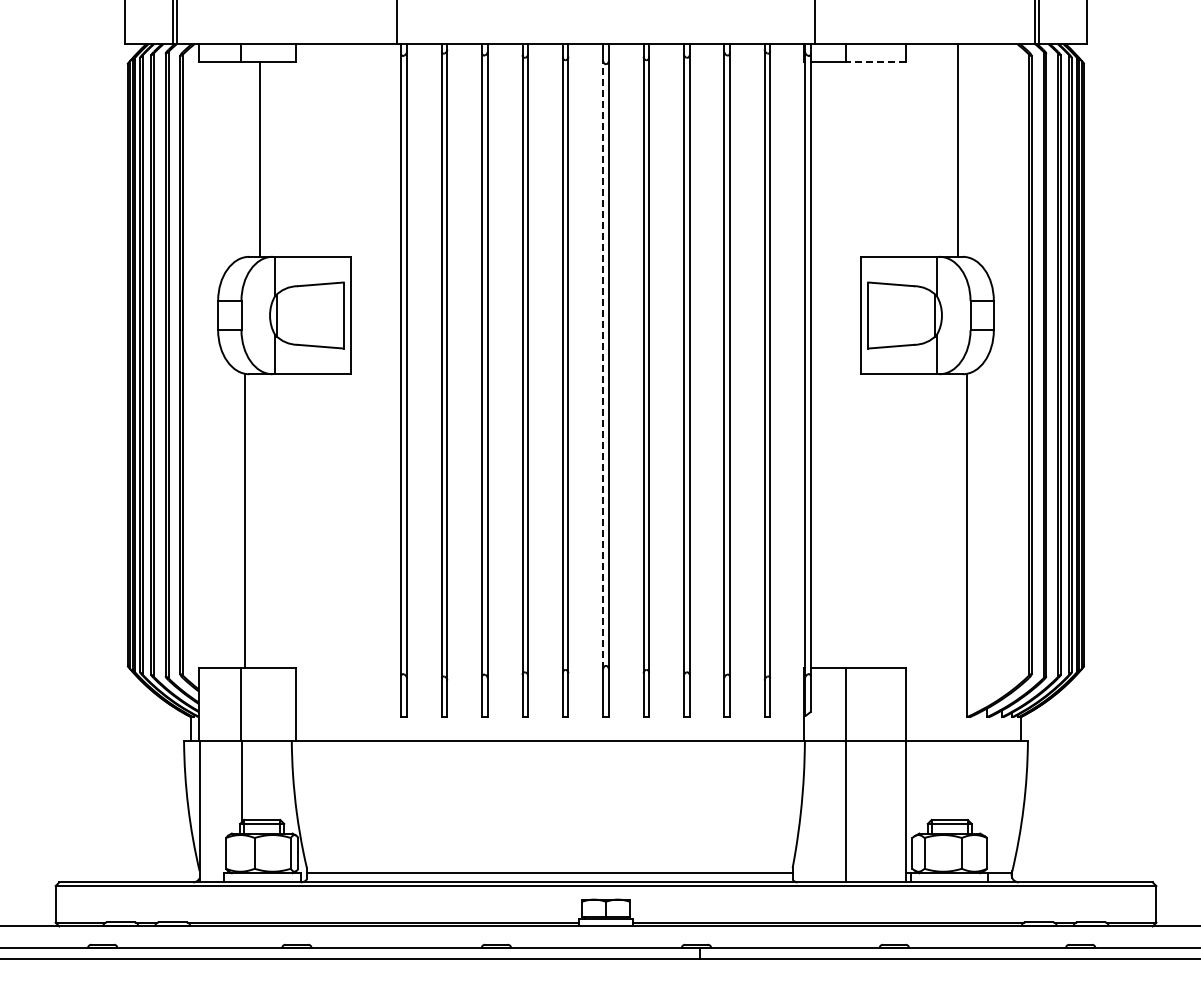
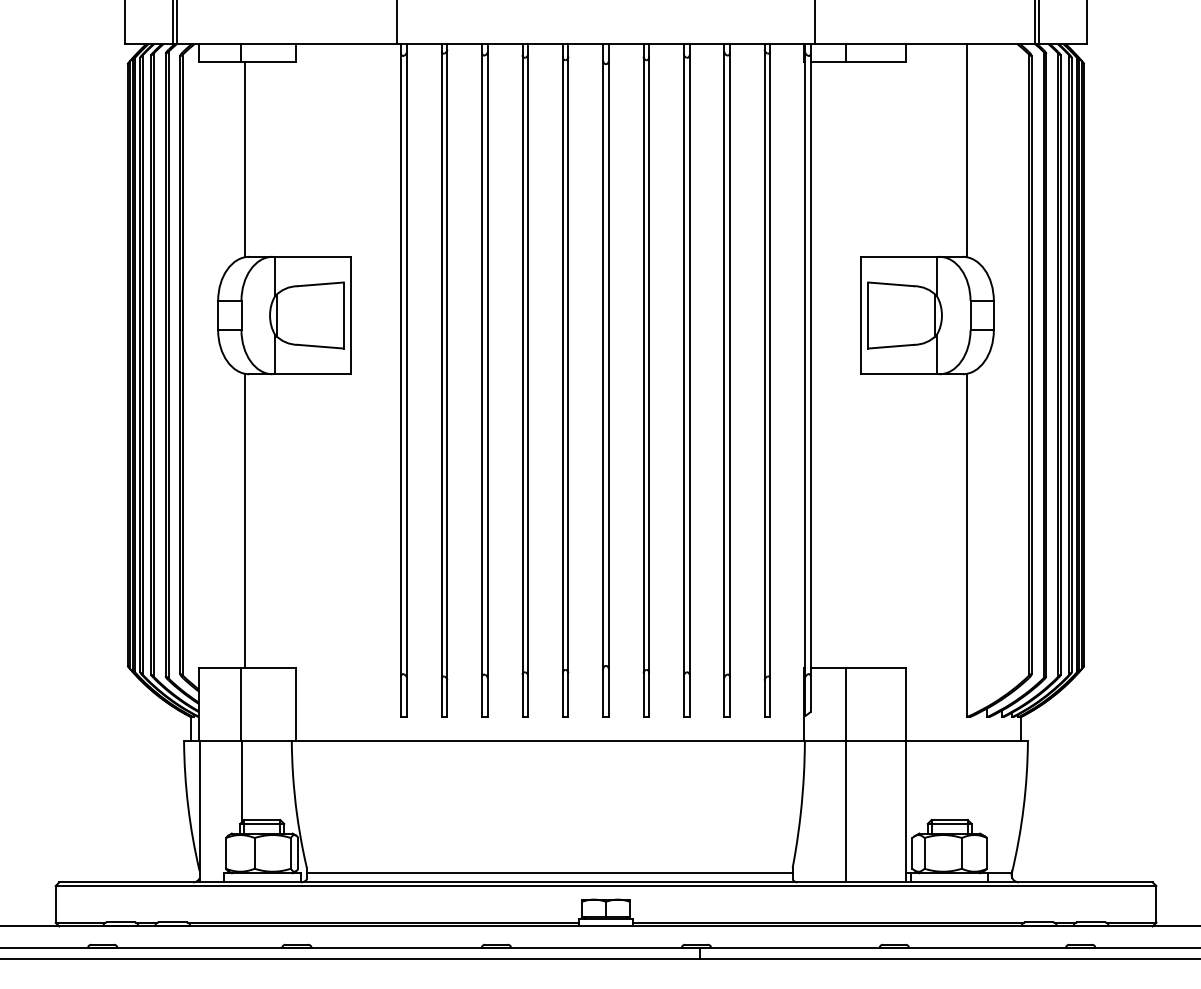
line: dashed -> solid (875, 62)
line position: (957, 150) -> (966, 150) (966, 150)
line position: (260, 159) -> (245, 159) (245, 159)
line: dashed -> solid (603, 364)
